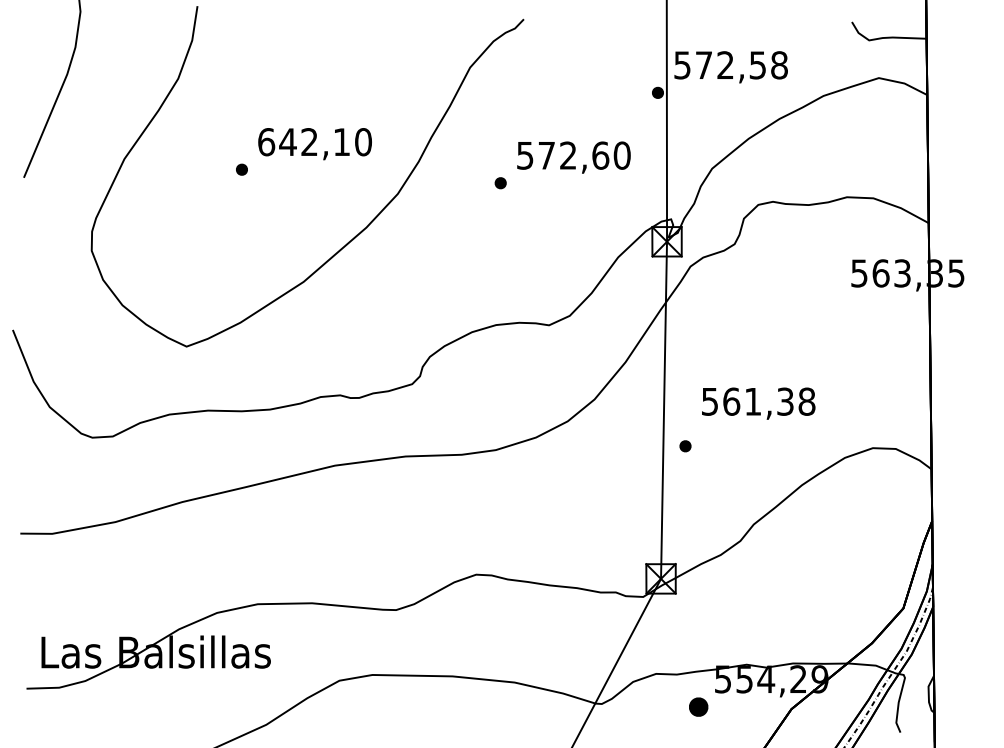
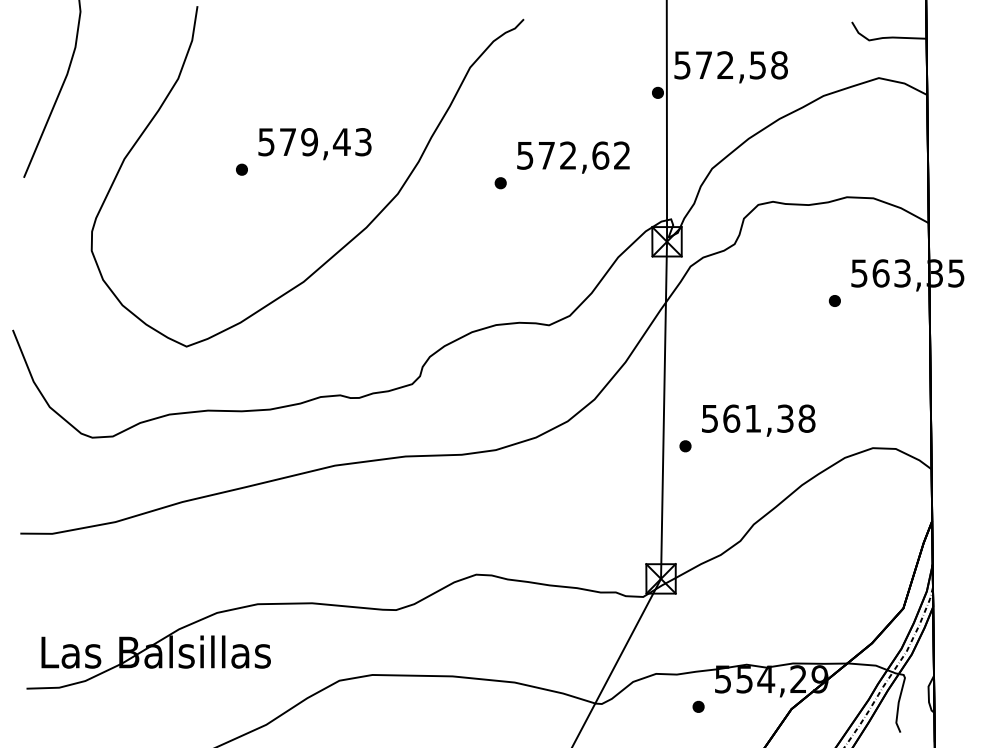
text: 642,10 -> 579,43 (314, 142)
text: 572,60 -> 572,62 (621, 155)
part: none -> present (834, 300)
text position: (758, 403) -> (758, 420) (758, 420)
part size: 20x20 px -> 13x13 px (698, 706)
